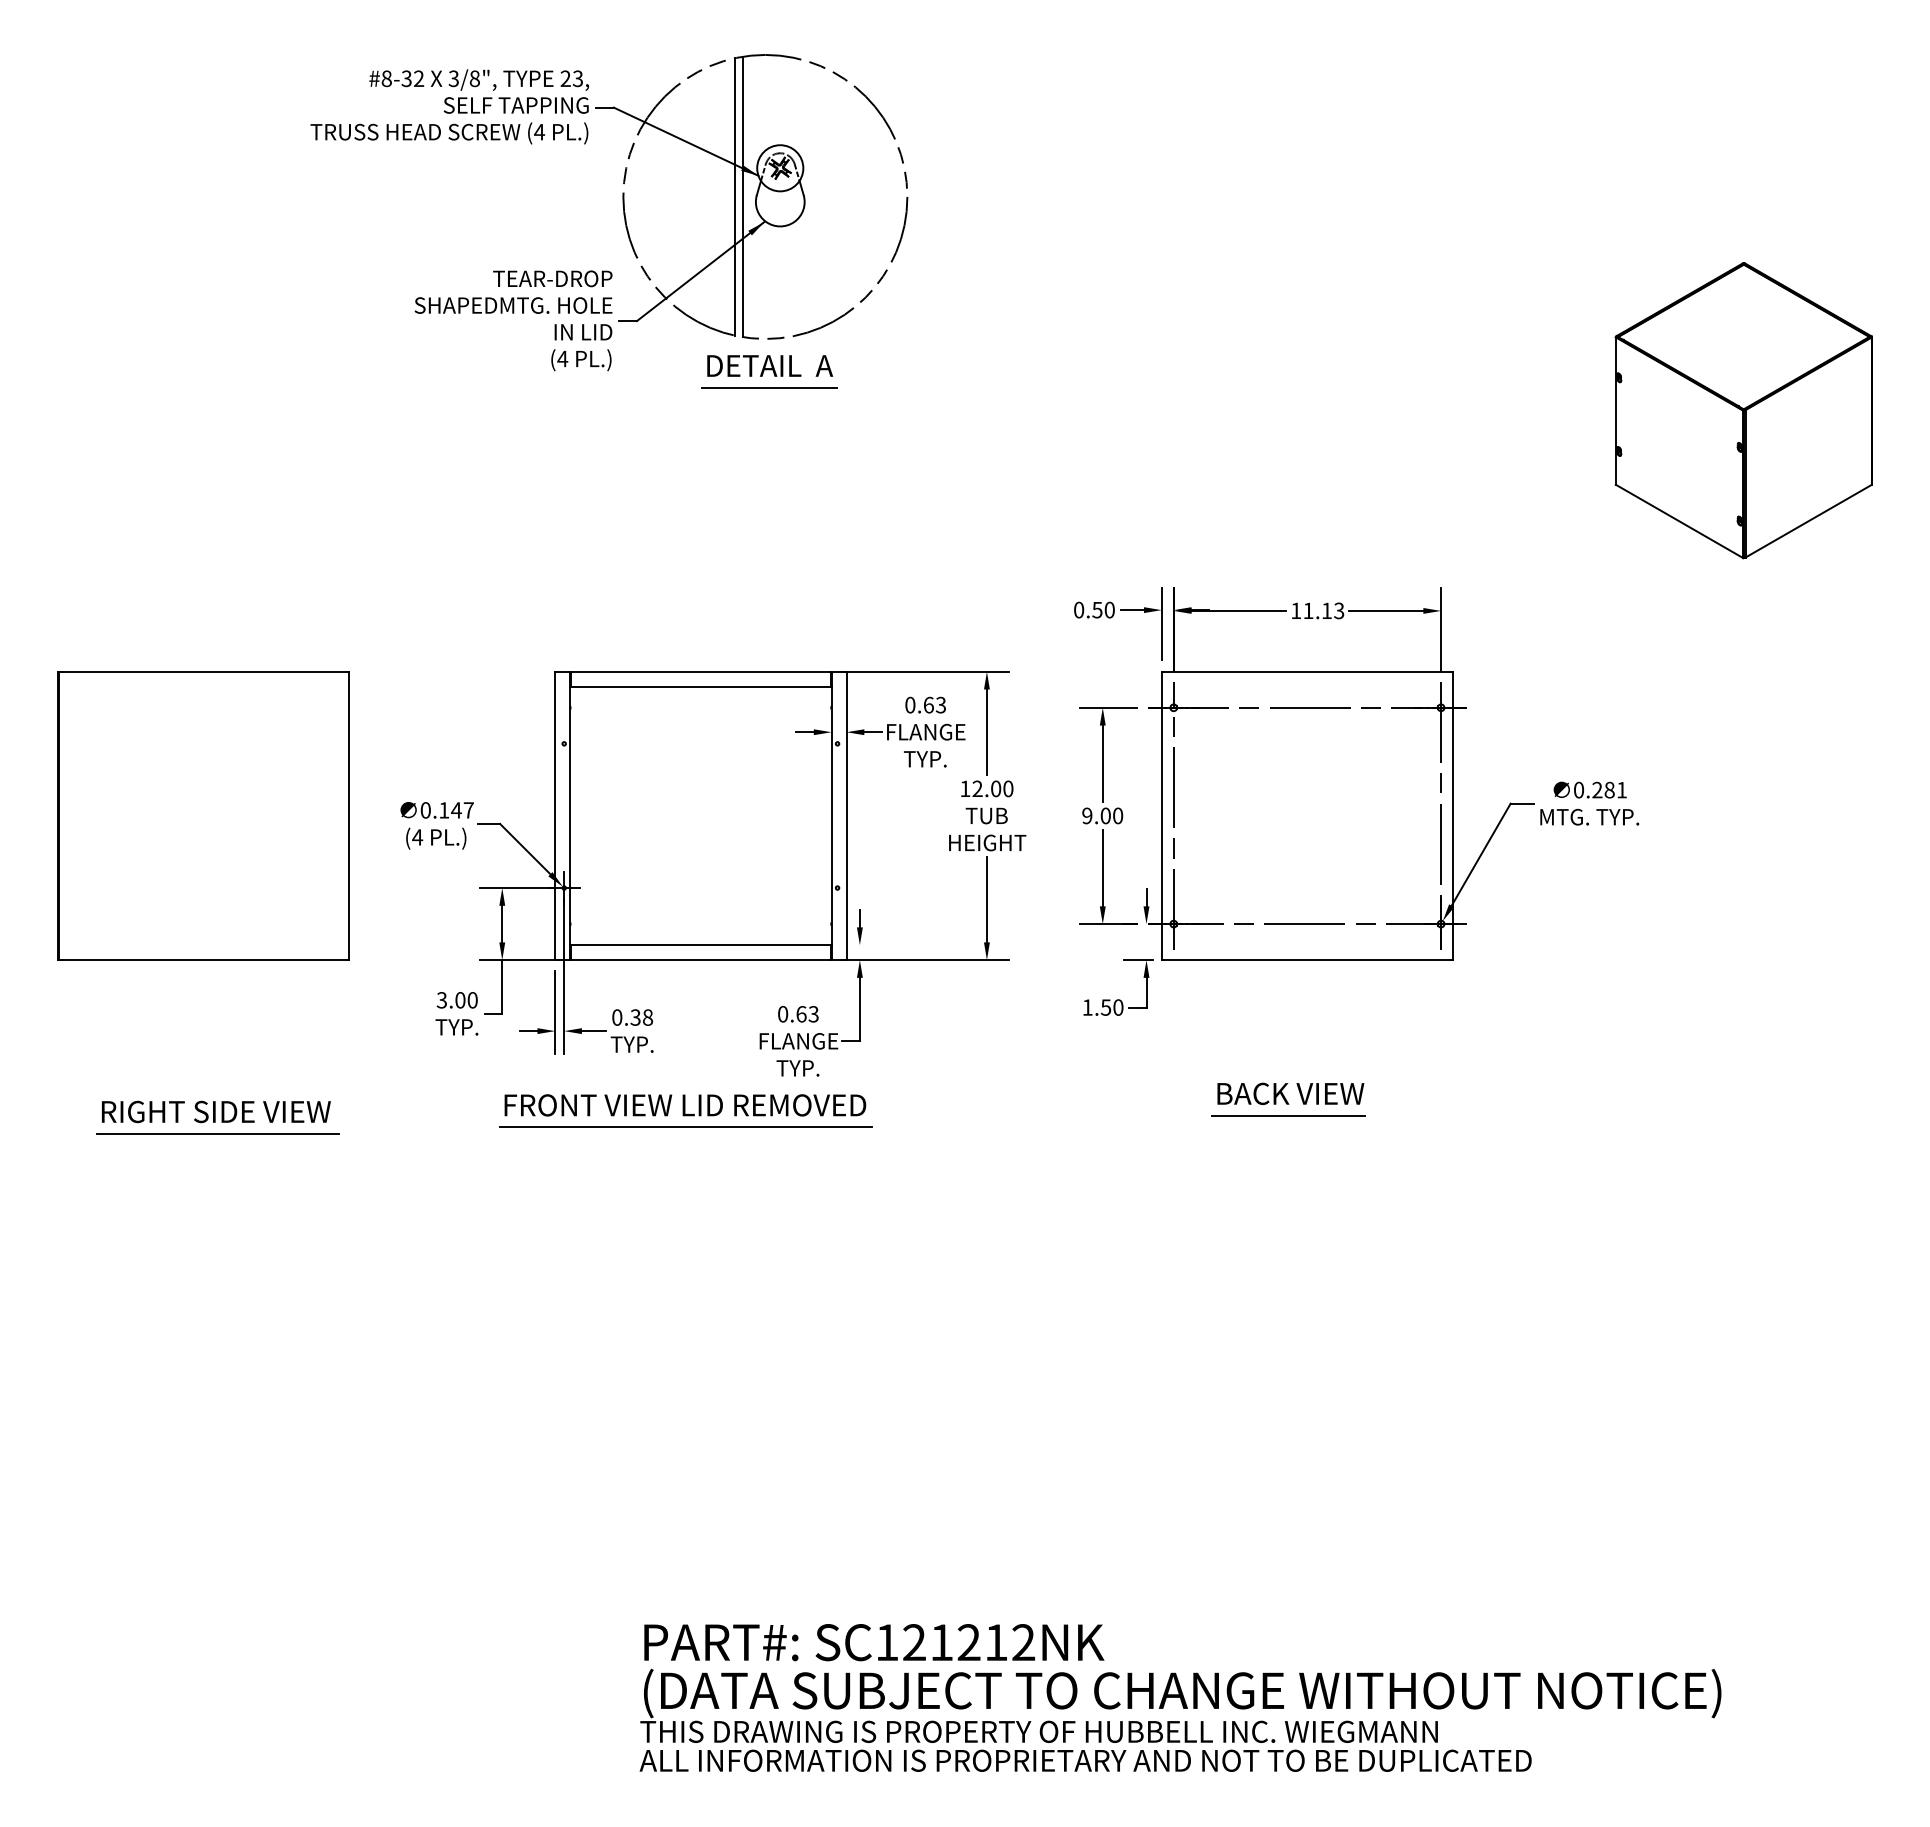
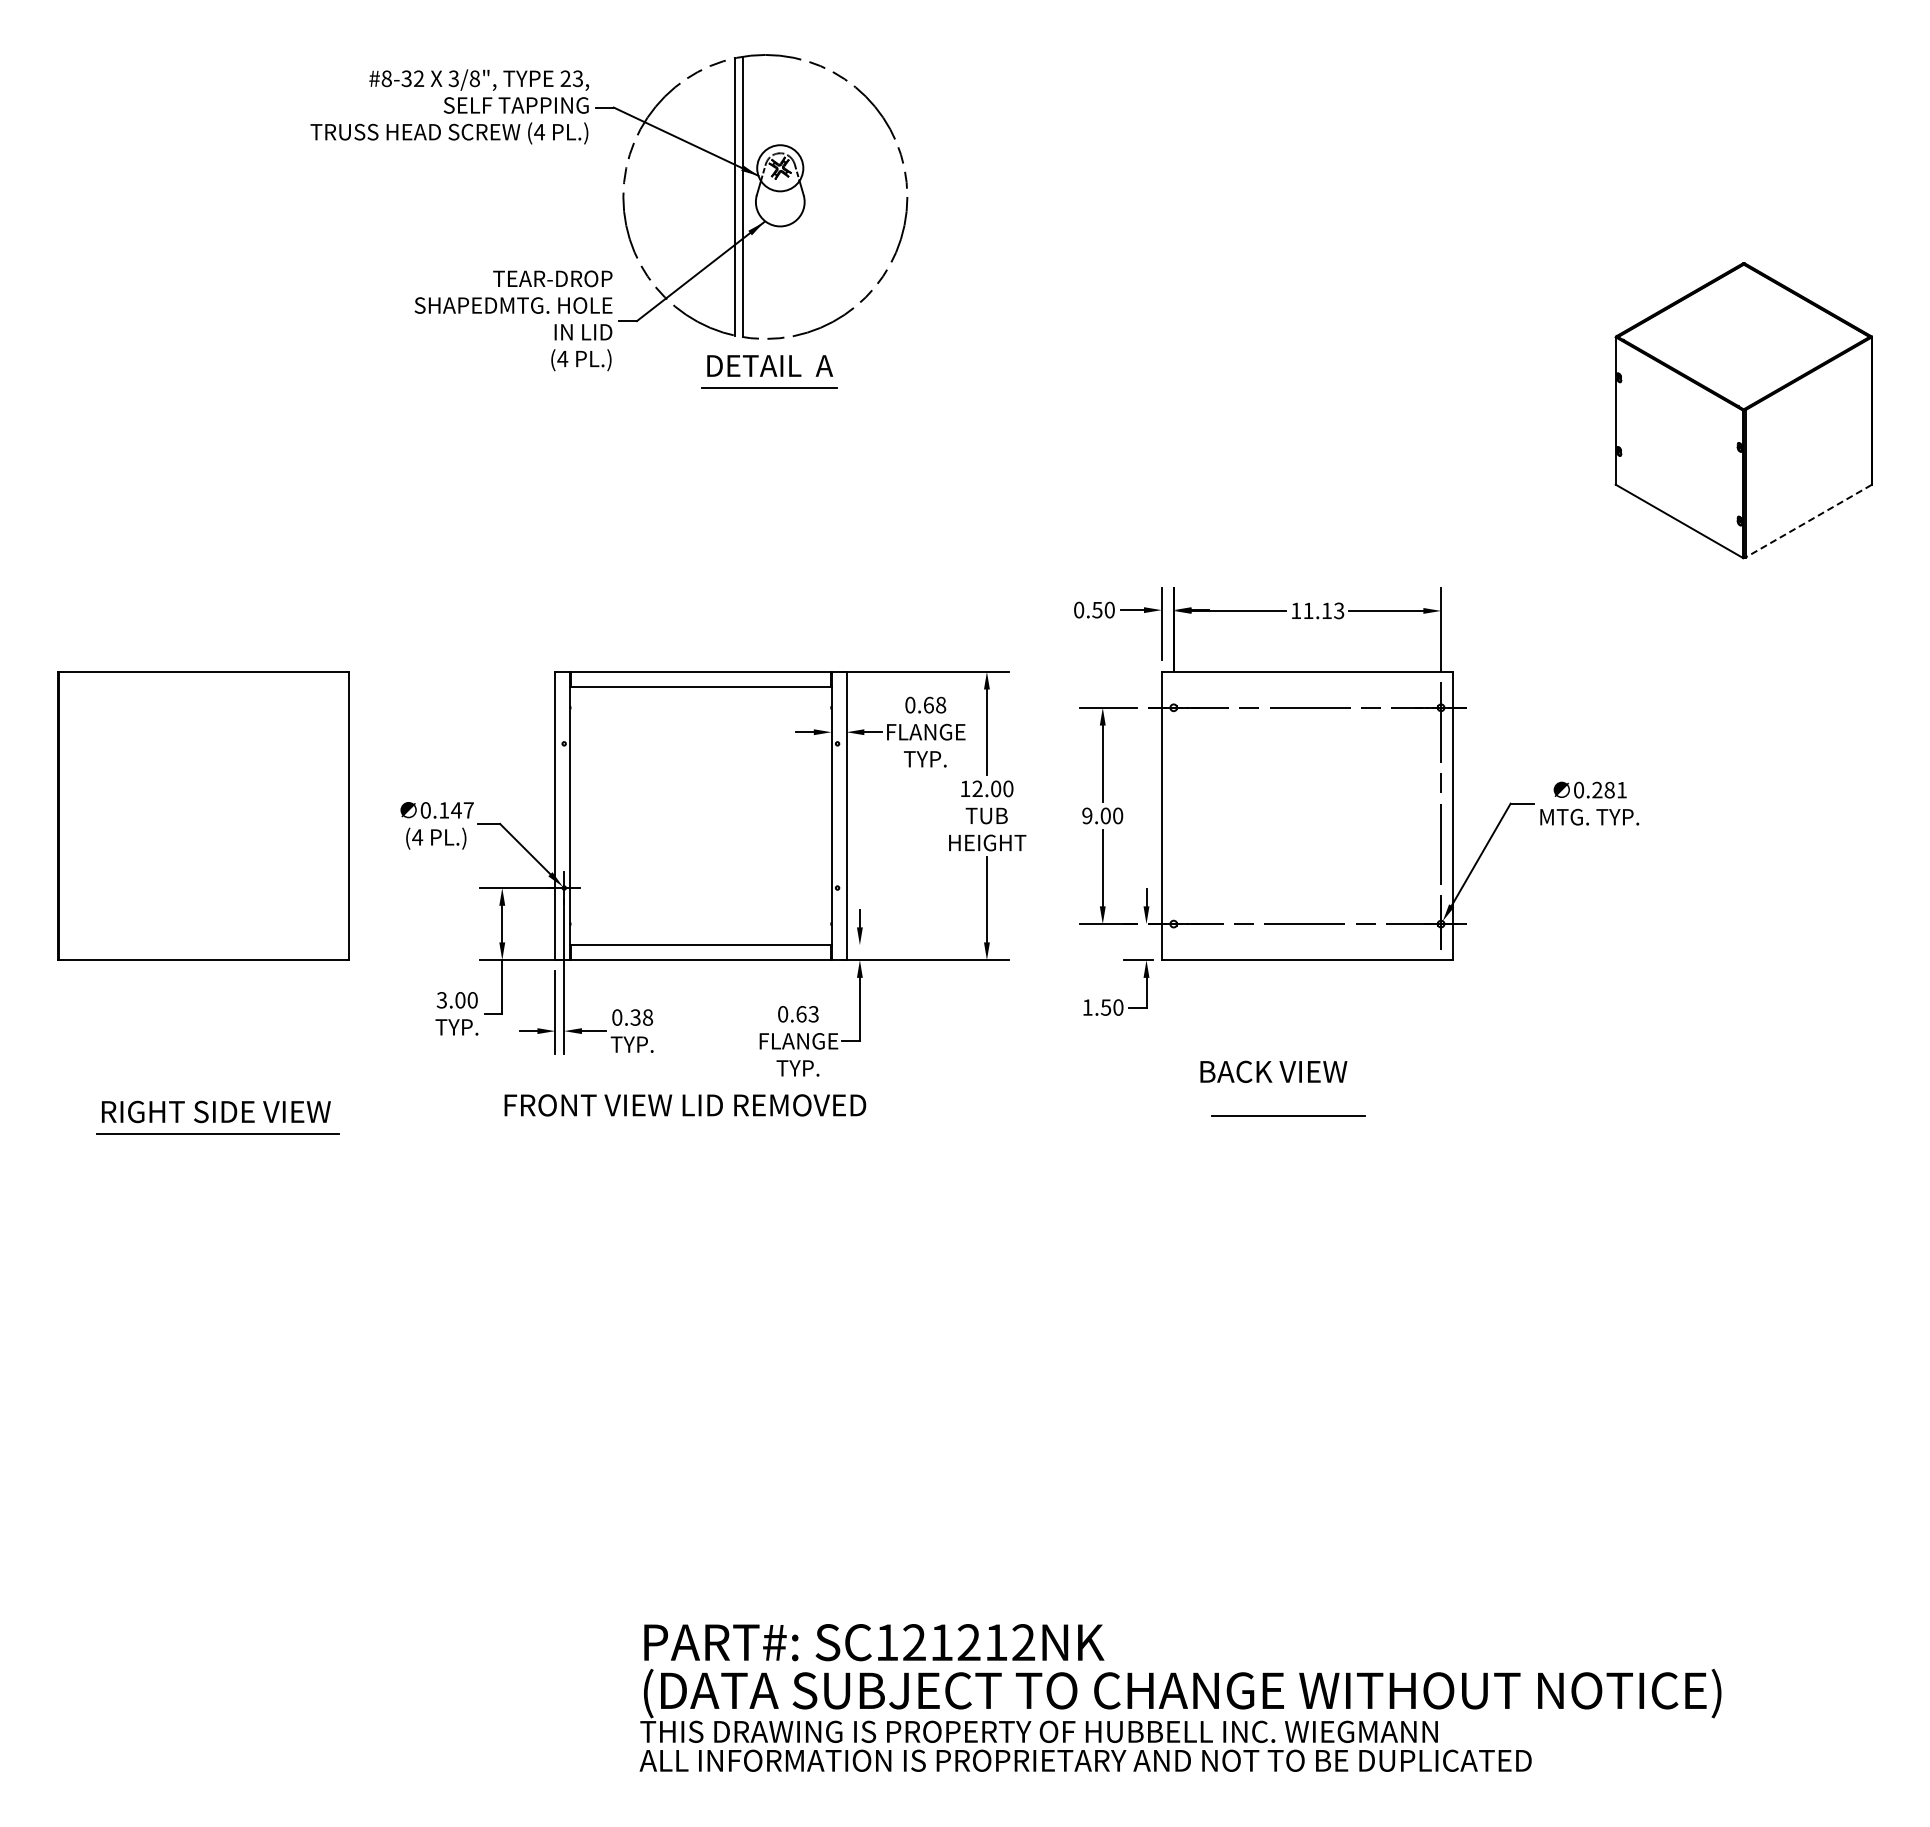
line: solid -> dashed (1808, 521)
text: 0.63 -> 0.68 (940, 705)
line: present -> none (1173, 815)
text position: (1290, 1093) -> (1273, 1071) (1273, 1071)
line: present -> none (685, 1127)
